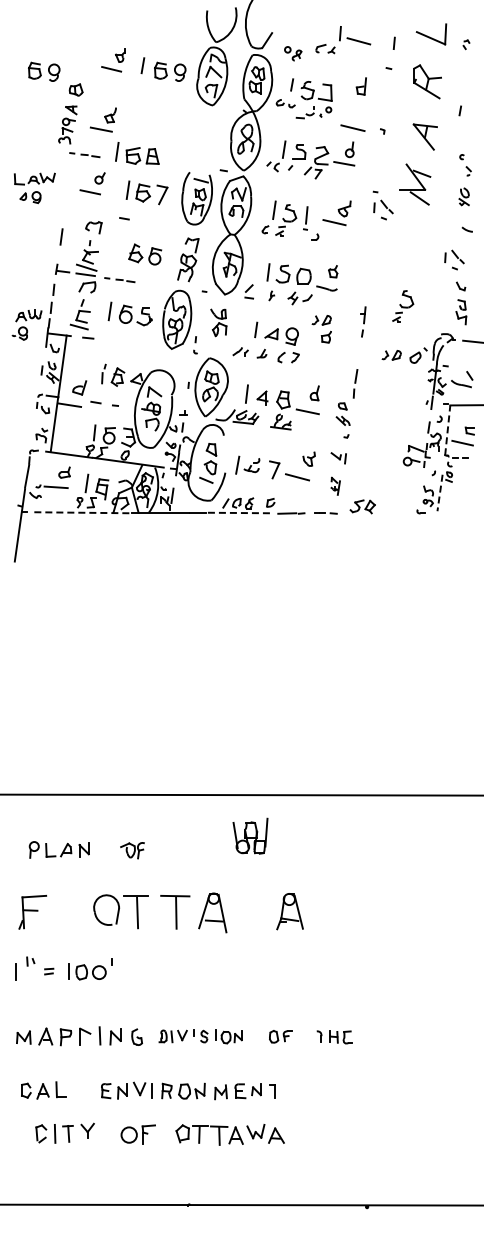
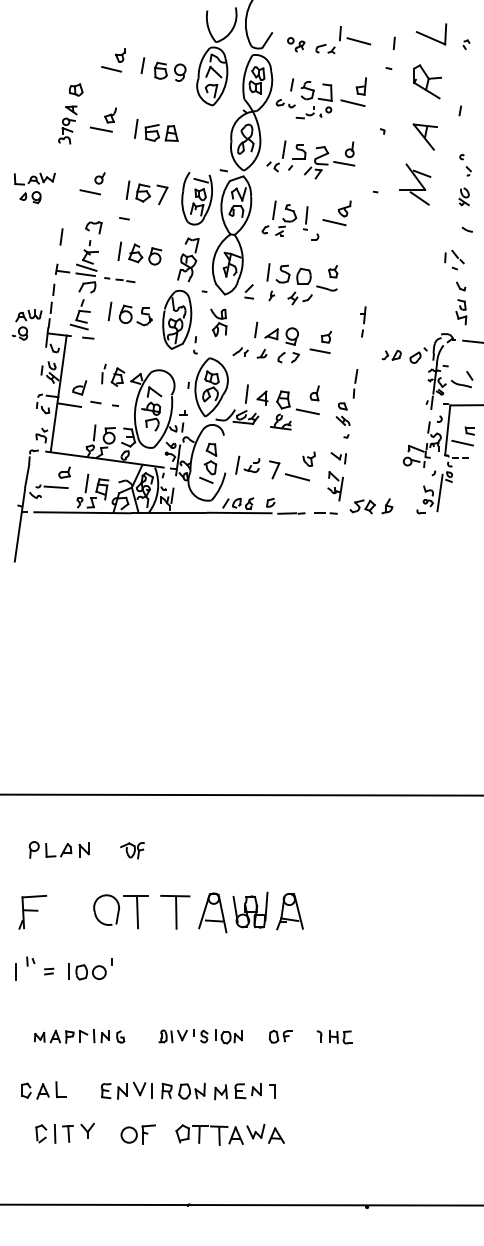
part position: (293, 53) -> (296, 44) (296, 44)
part: present -> none (44, 71)
line position: (352, 127) -> (352, 102) (352, 102)
part position: (137, 153) -> (156, 130) (156, 130)
part: present -> none (84, 155)
part: present -> none (383, 209)
line: none -> present (119, 250)
part: present -> none (403, 306)
part: present -> none (321, 320)
line: none -> present (319, 350)
line: dashed -> solid (447, 429)
part size: 11x20 px -> 17x31 px (335, 486)
line: dashed -> solid (439, 493)
part: none -> present (387, 506)
line: dashed -> solid (83, 512)
line: dashed -> solid (239, 513)
part position: (250, 835) -> (250, 909) (250, 909)
part size: 127x21 px -> 93x15 px (79, 1036)
